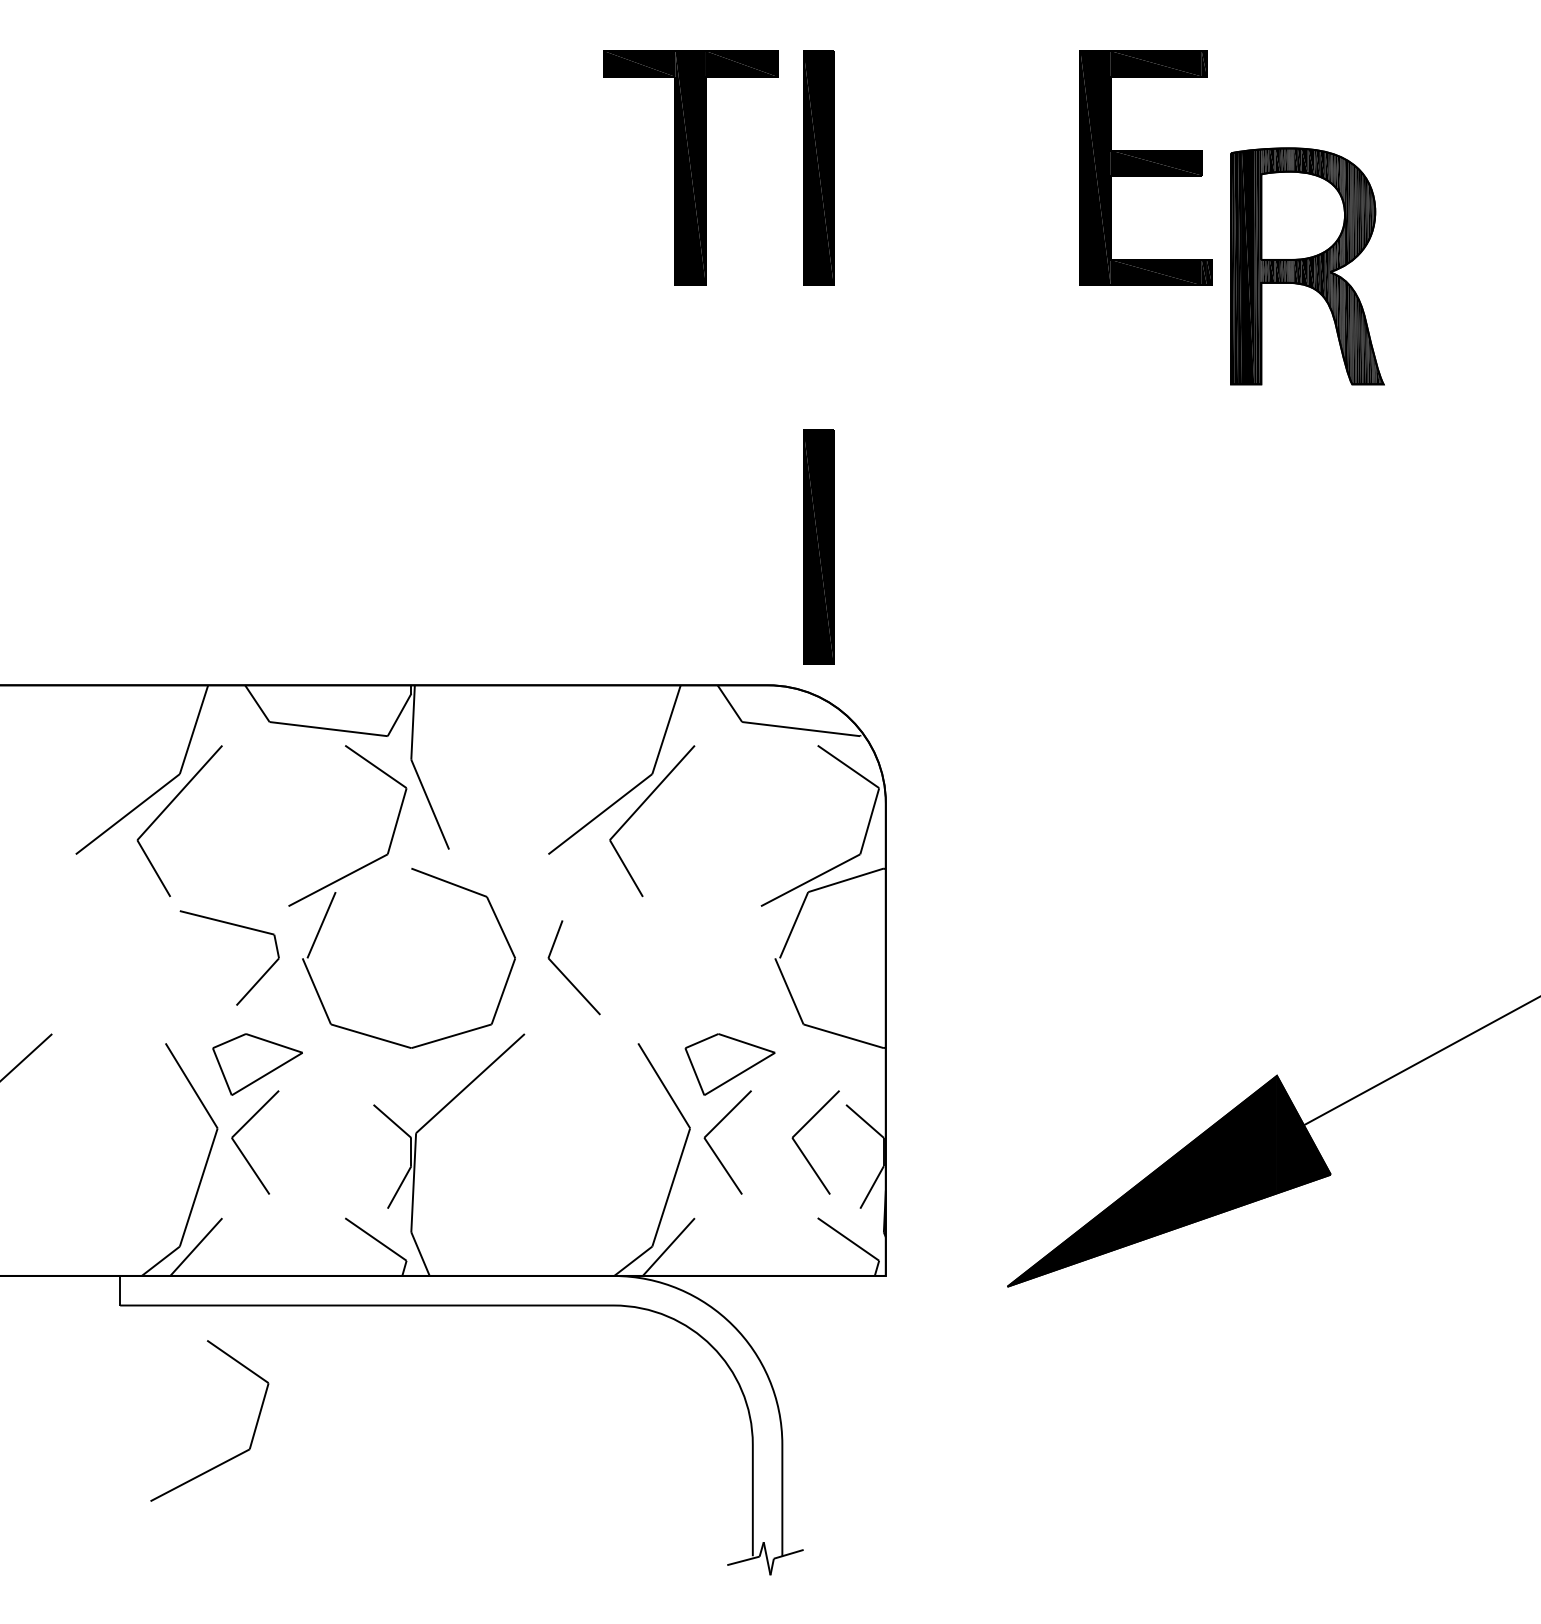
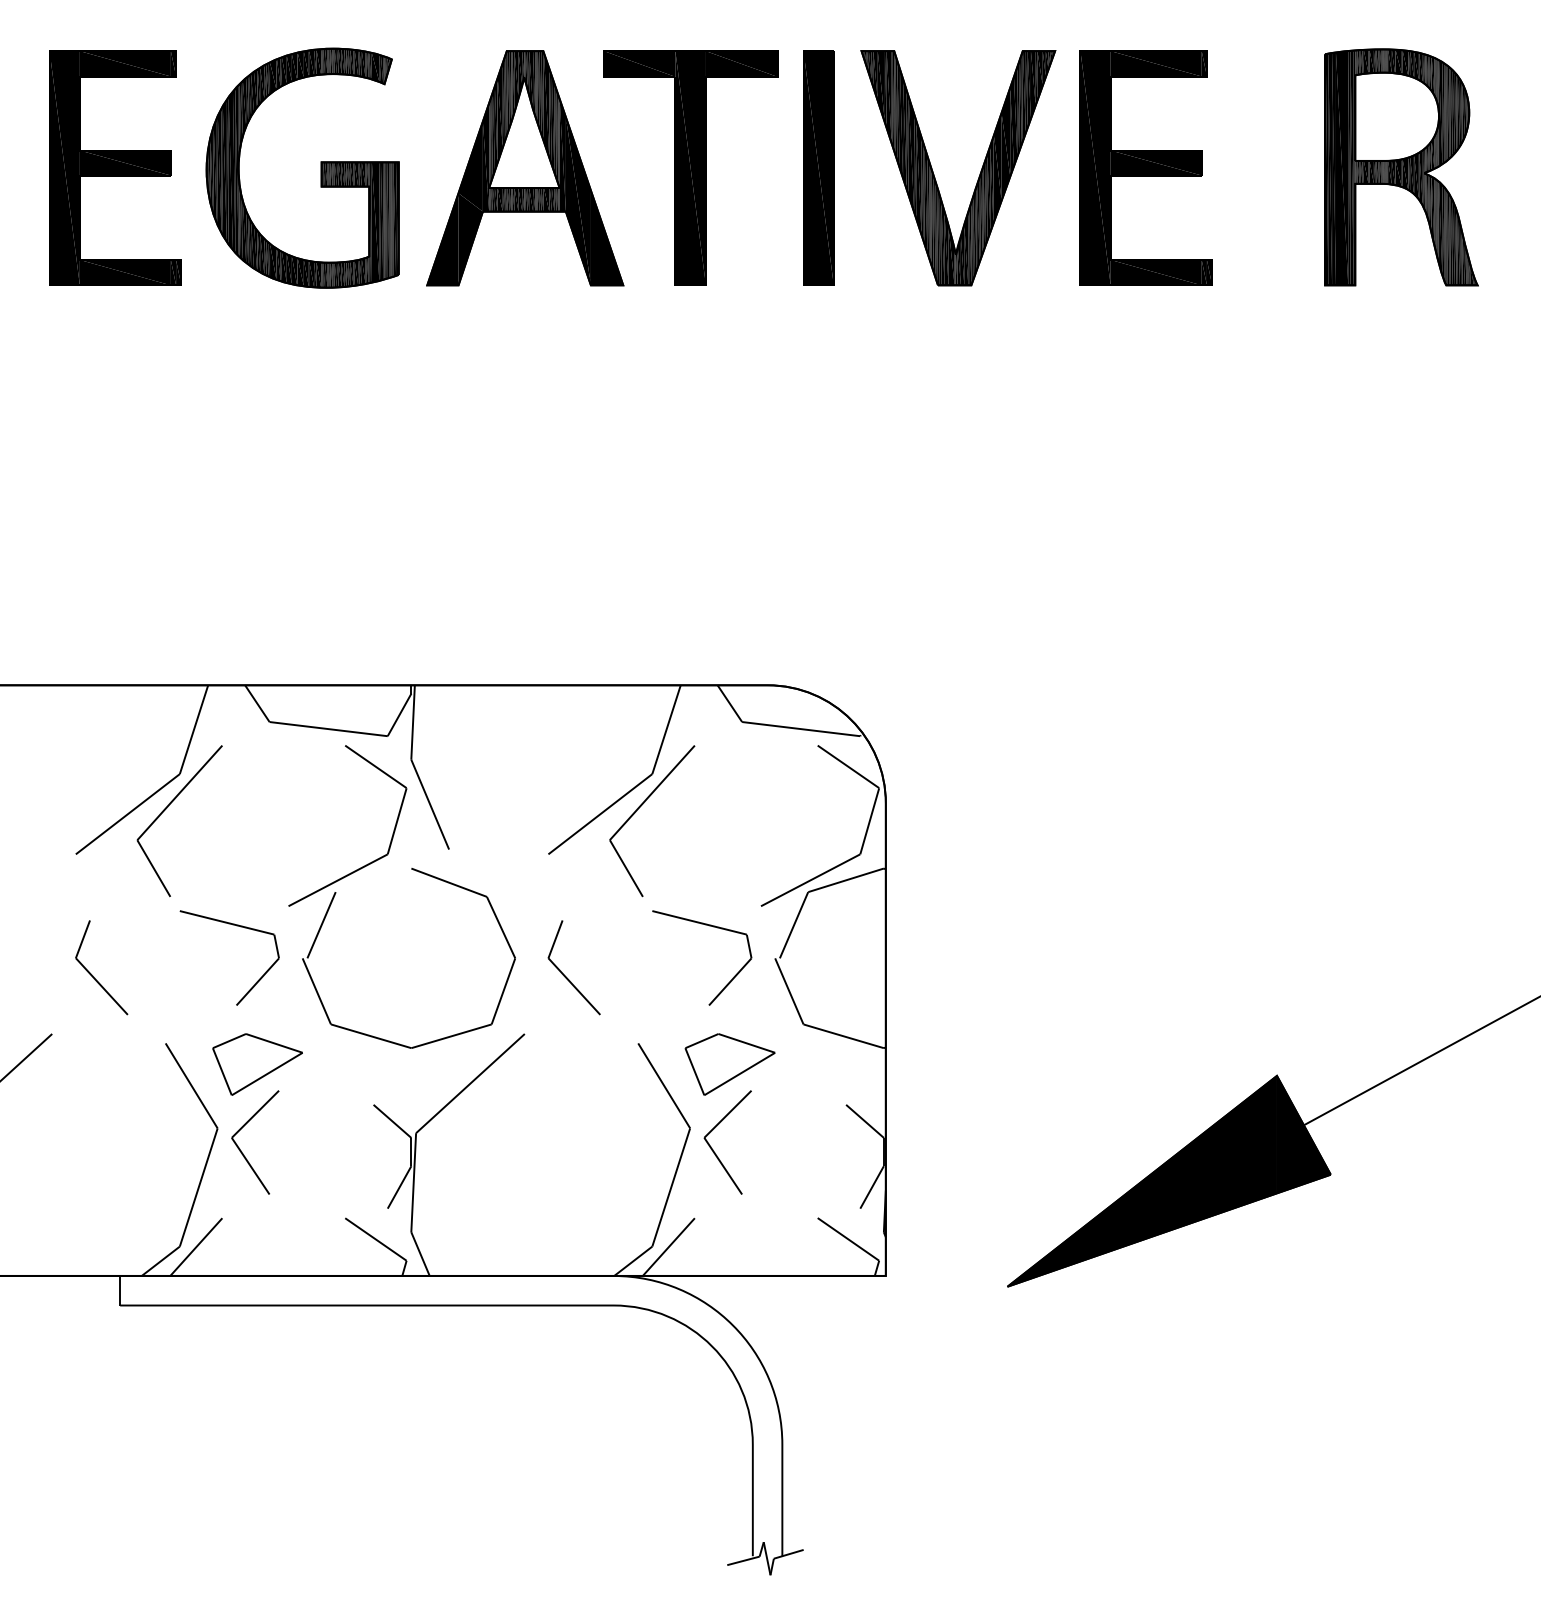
part: none -> present (115, 167)
part: none -> present (320, 167)
part: none -> present (525, 168)
part: none -> present (978, 176)
part position: (1307, 266) -> (1401, 167) (1401, 167)
part: present -> none (818, 546)
part: none -> present (709, 926)
part: none -> present (93, 975)
part: present -> none (803, 1152)
part: present -> none (229, 1458)
